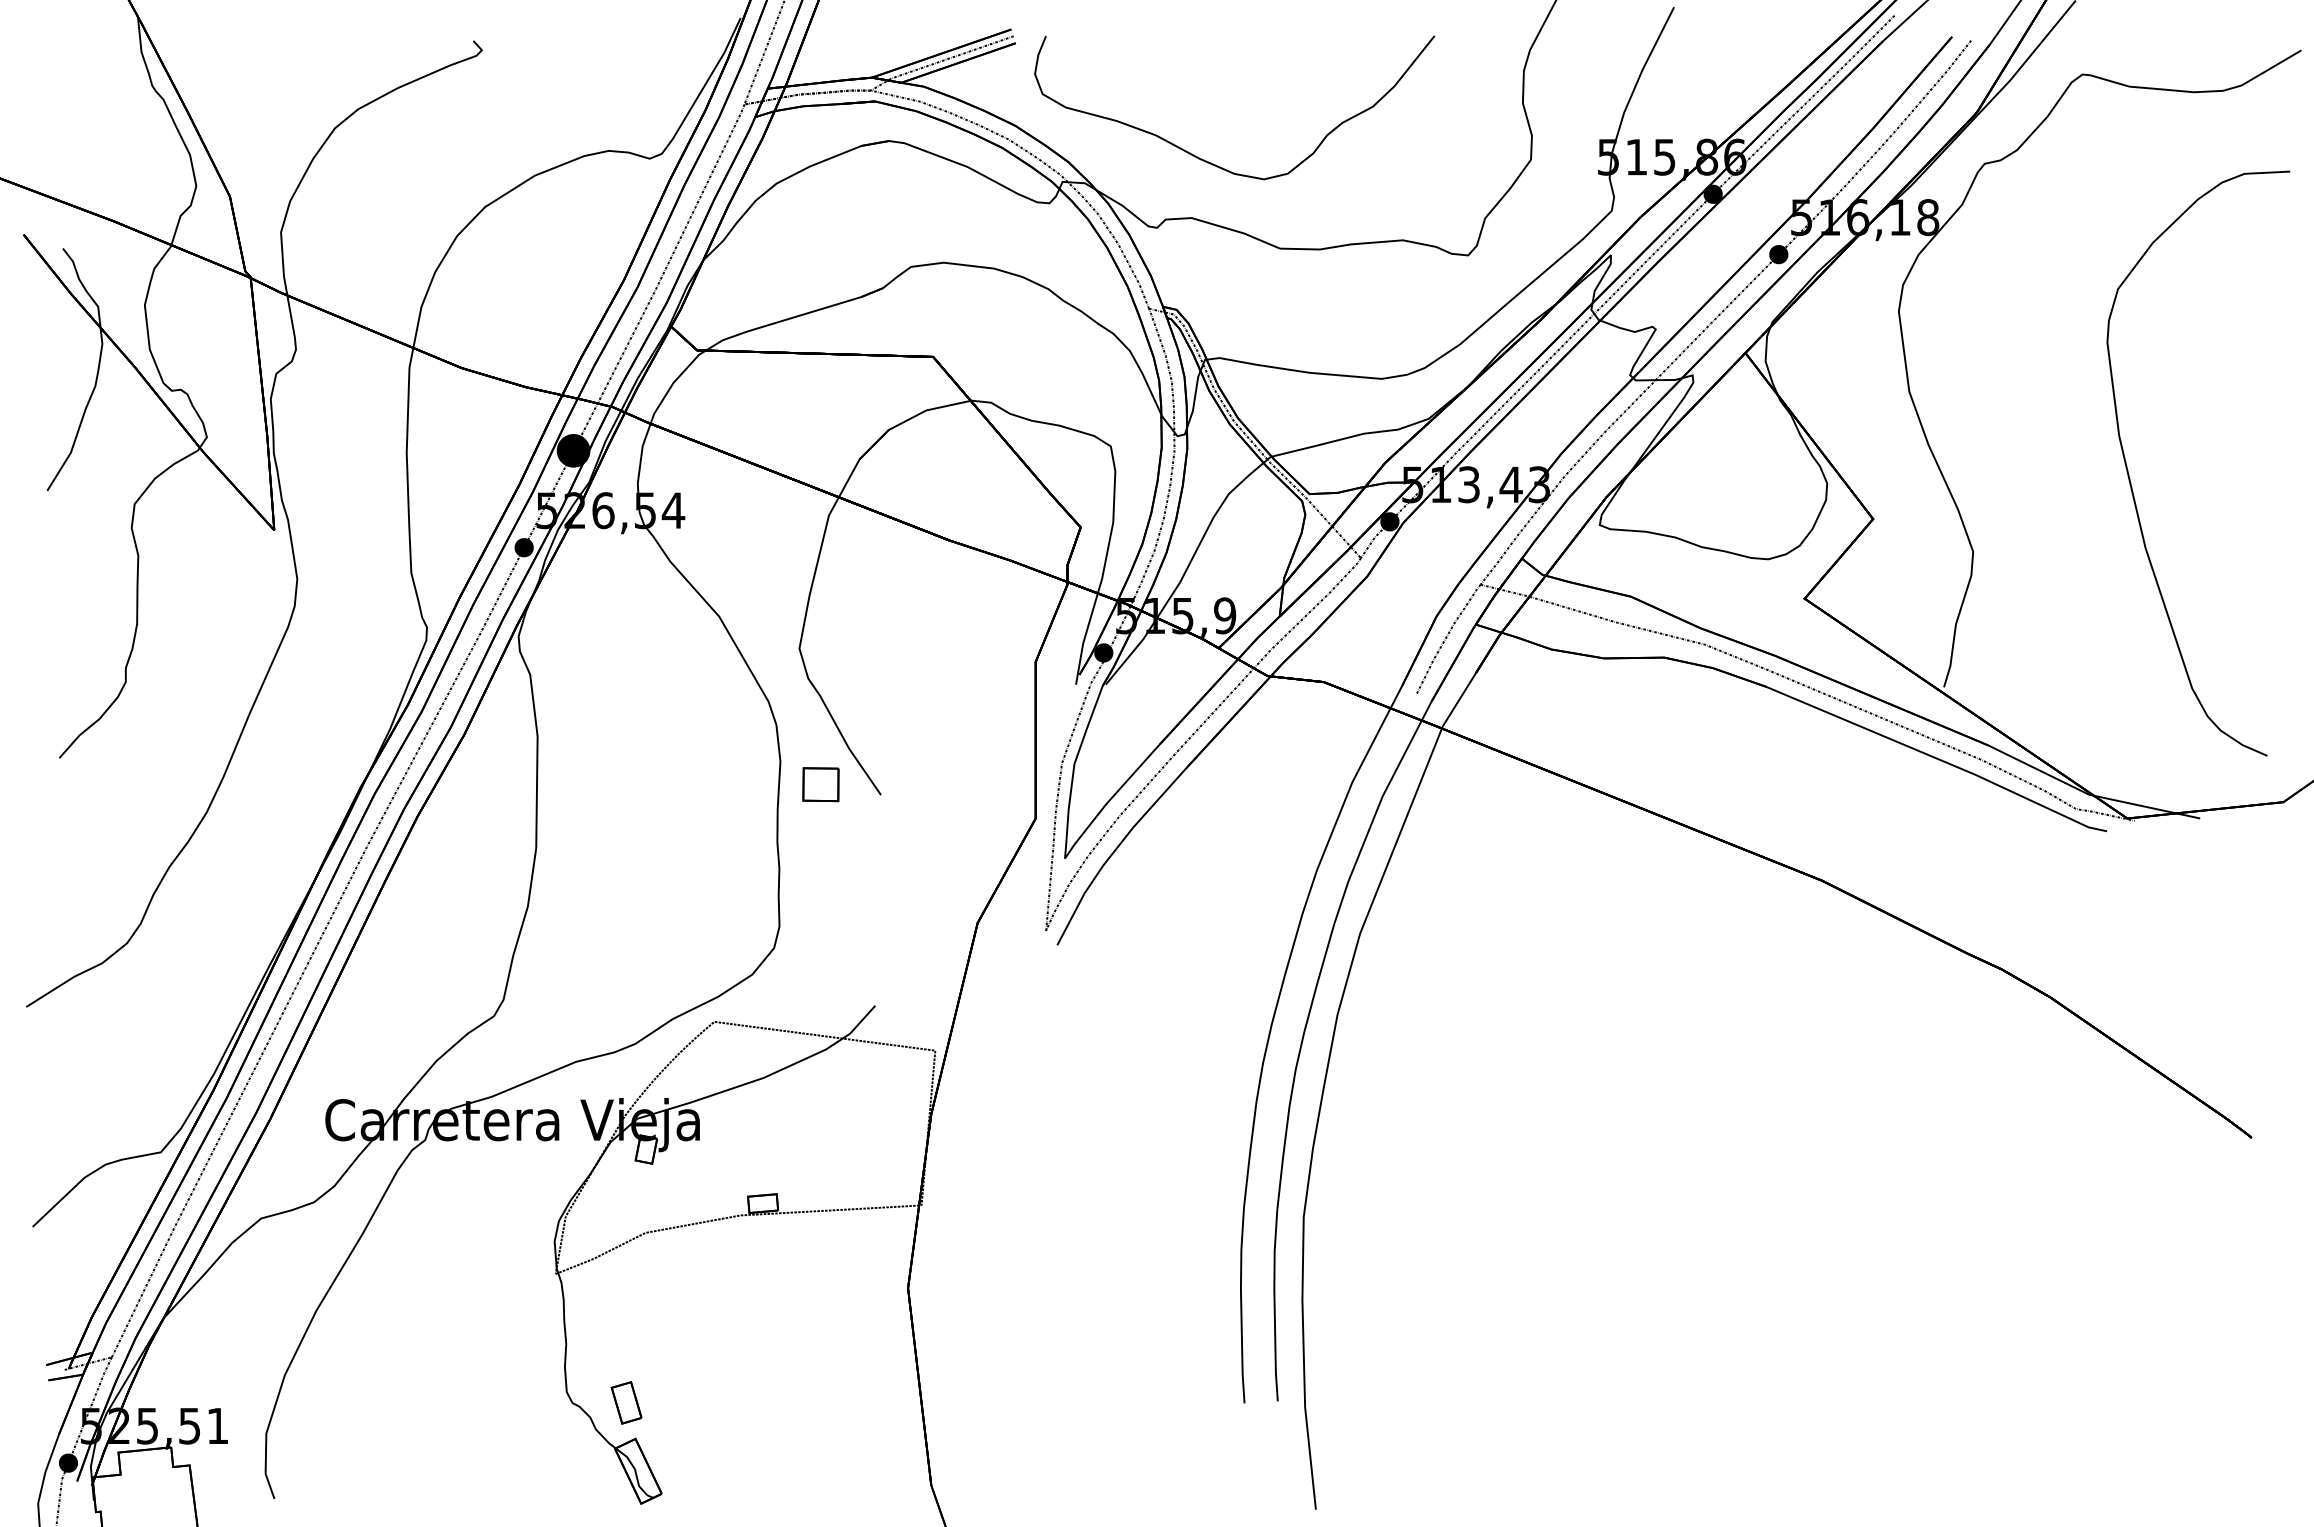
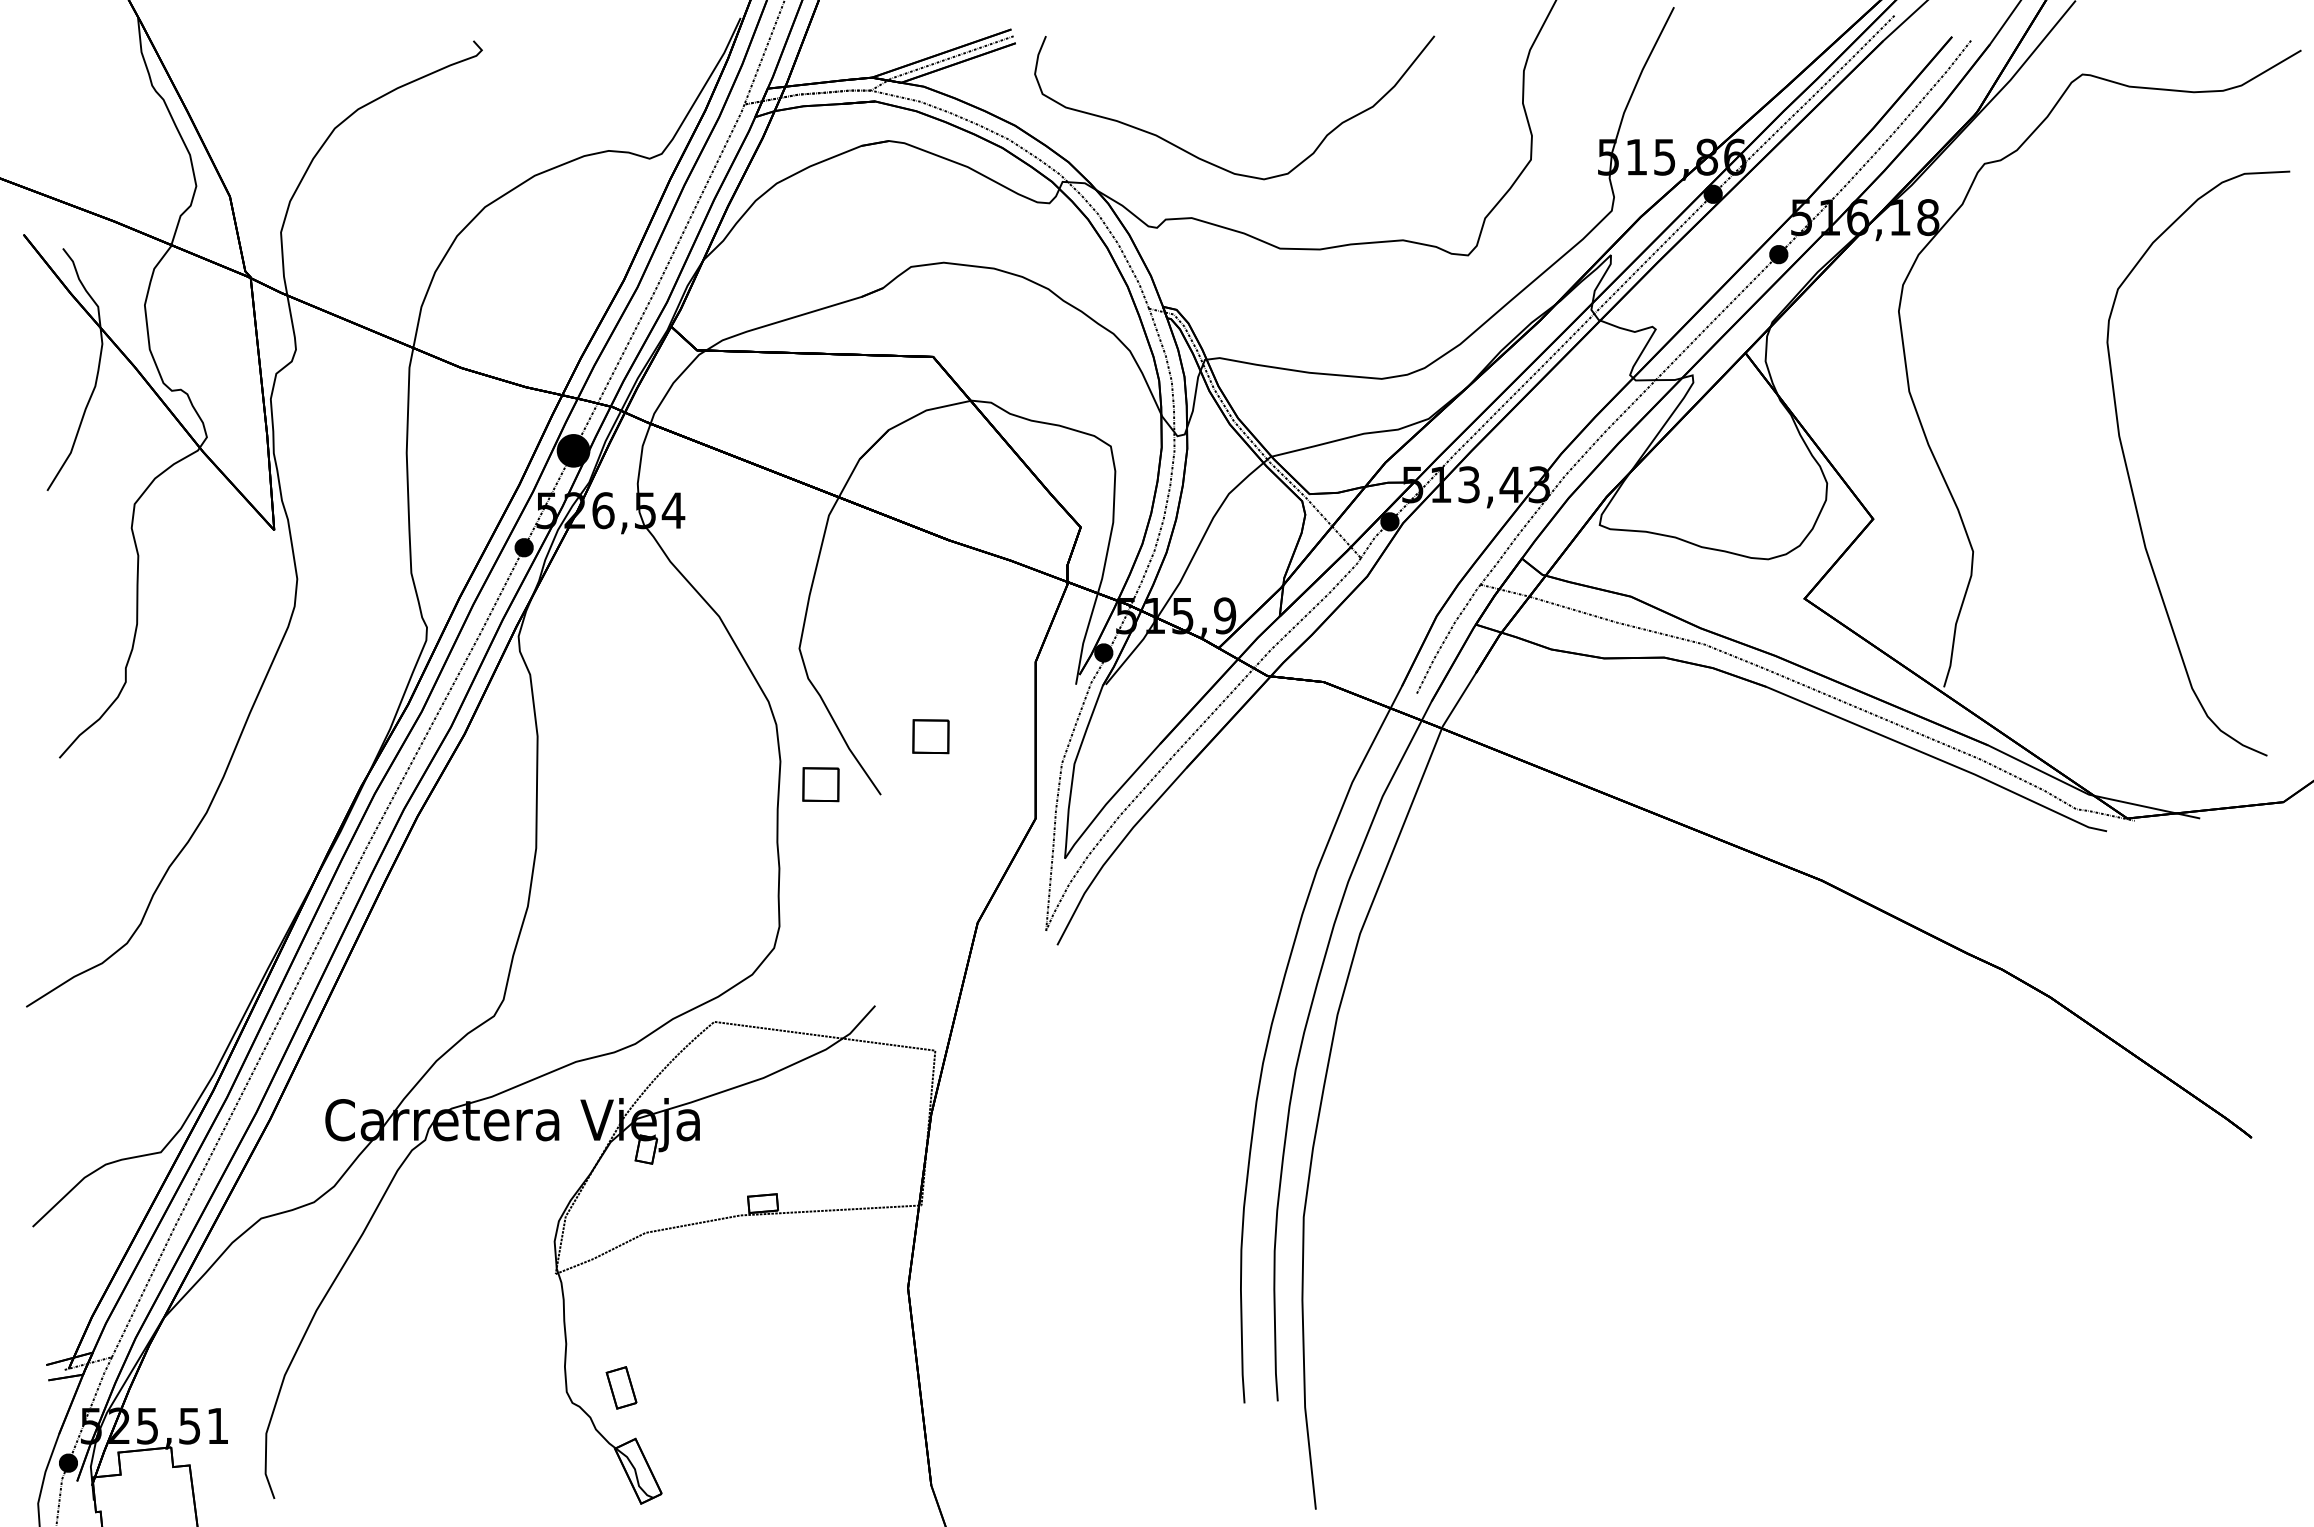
part: none -> present (930, 736)
part position: (626, 1402) -> (621, 1387) (621, 1387)
